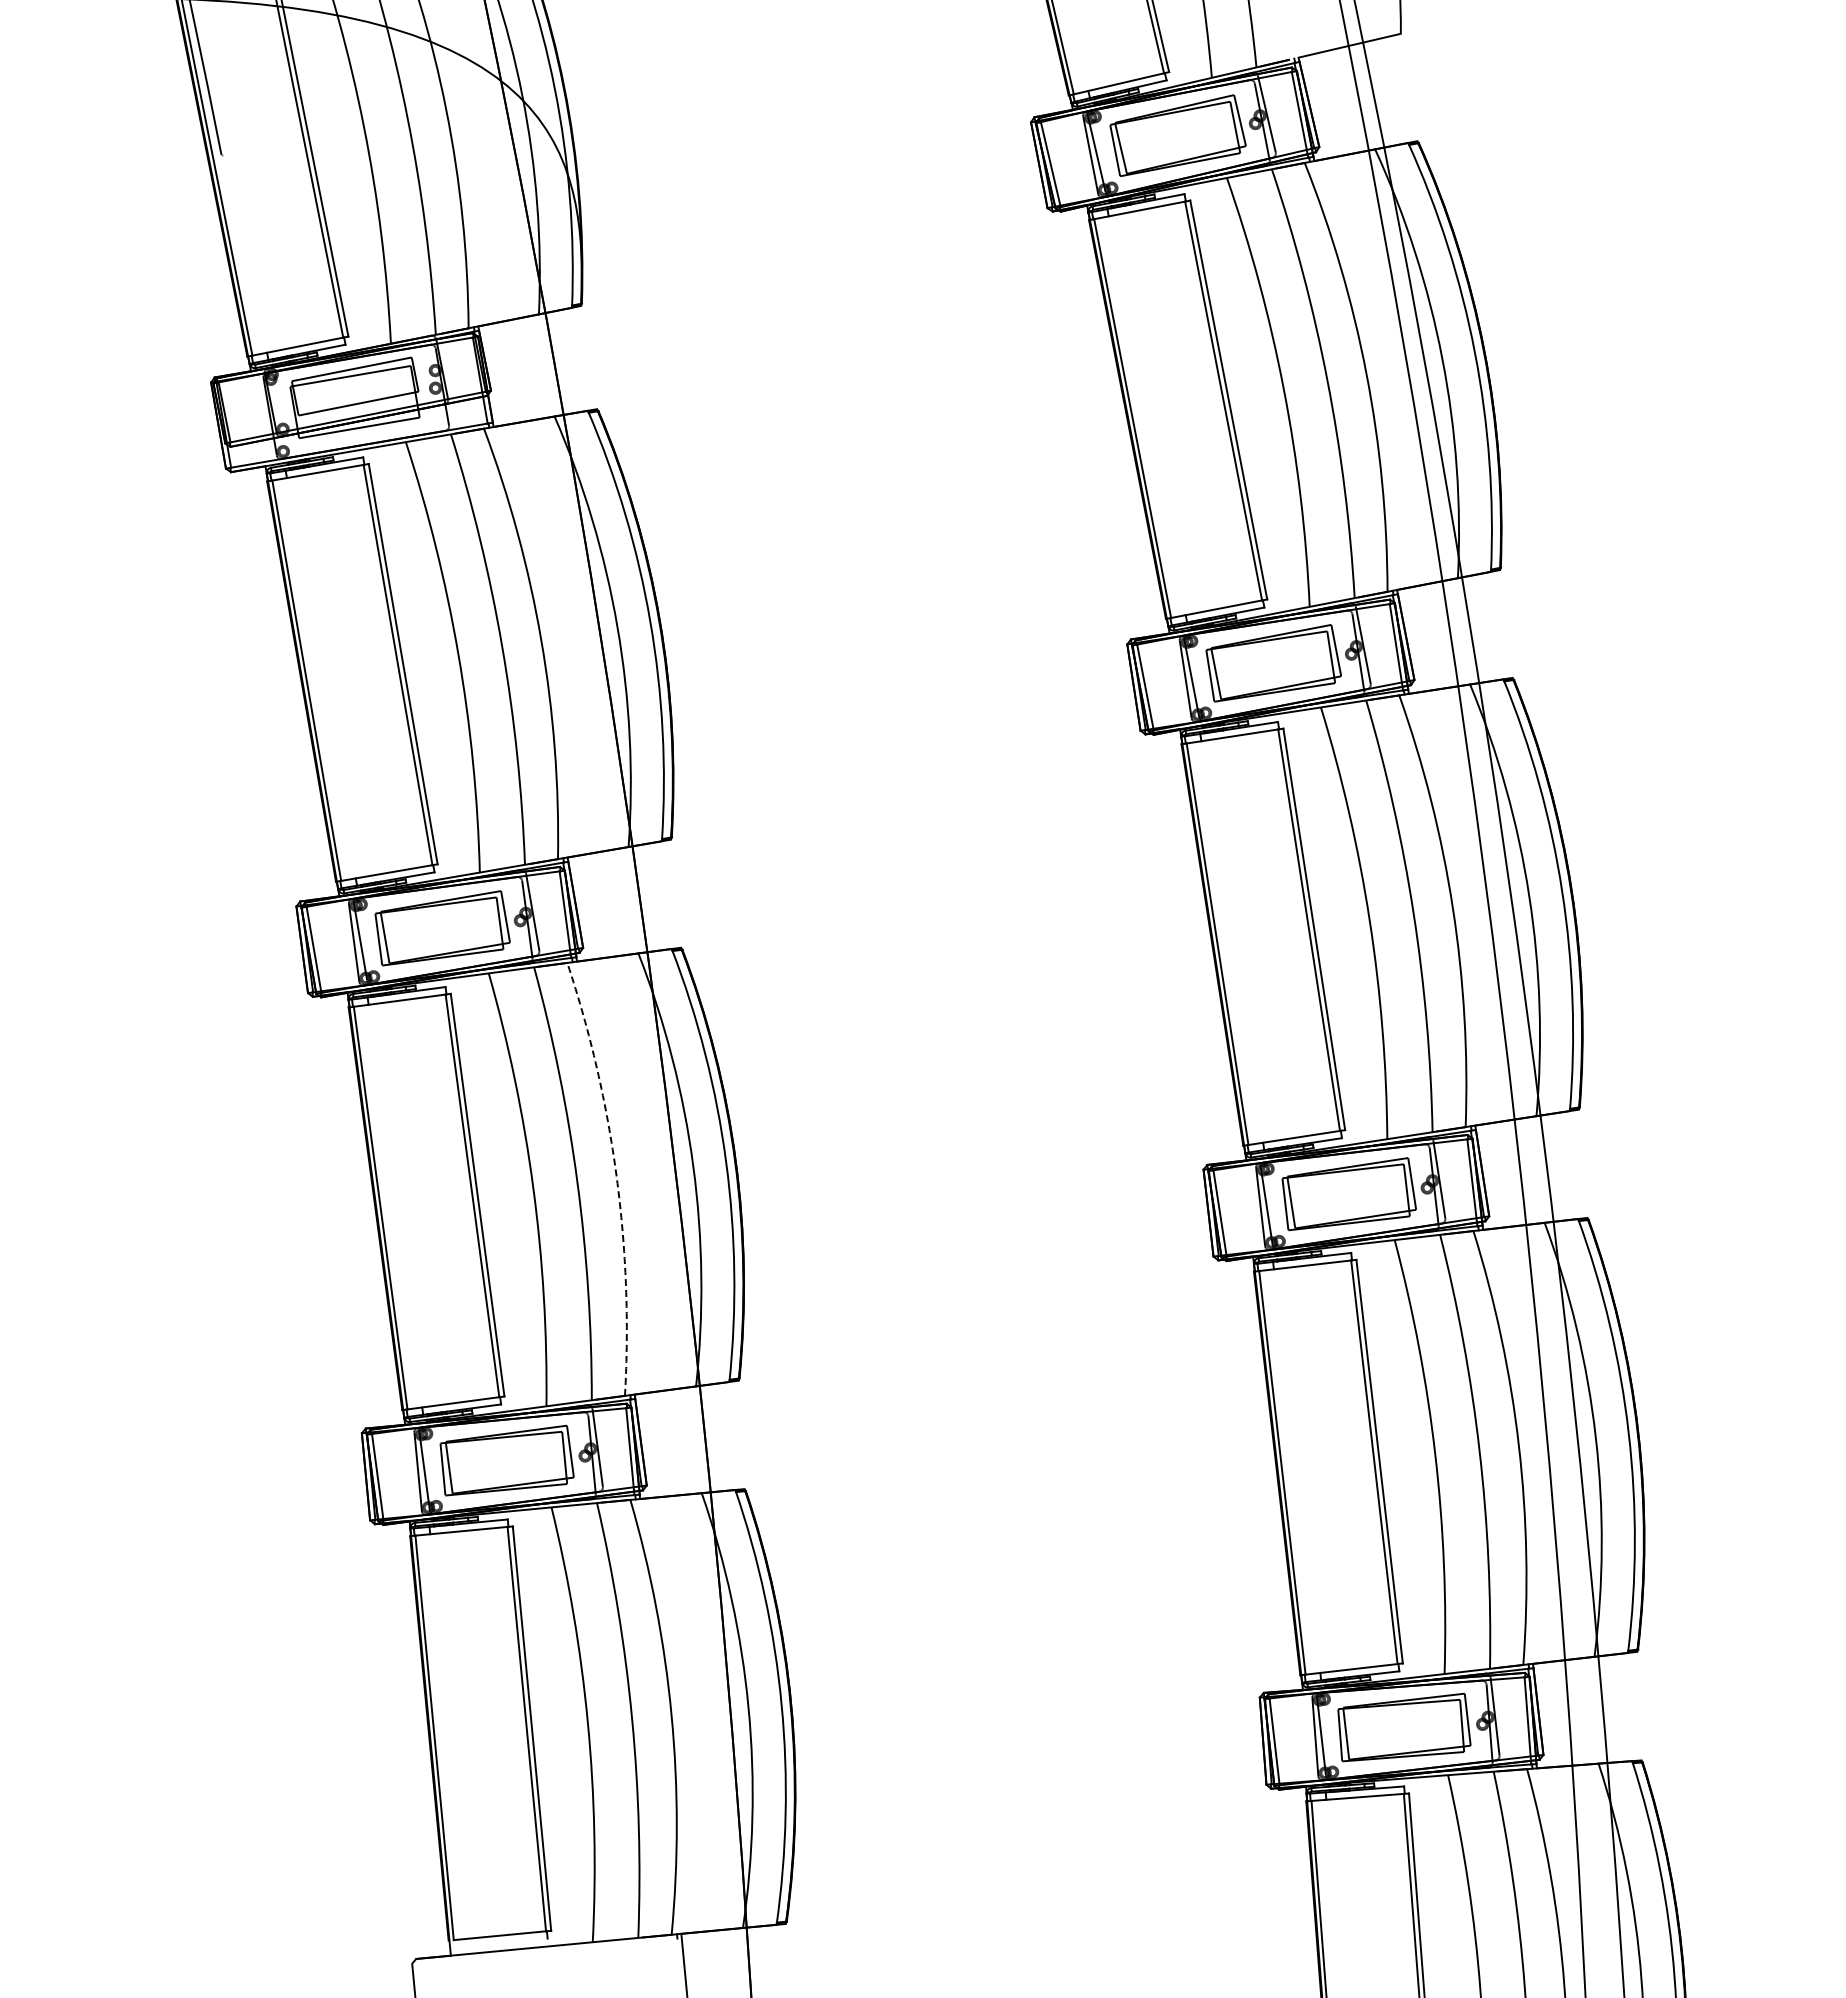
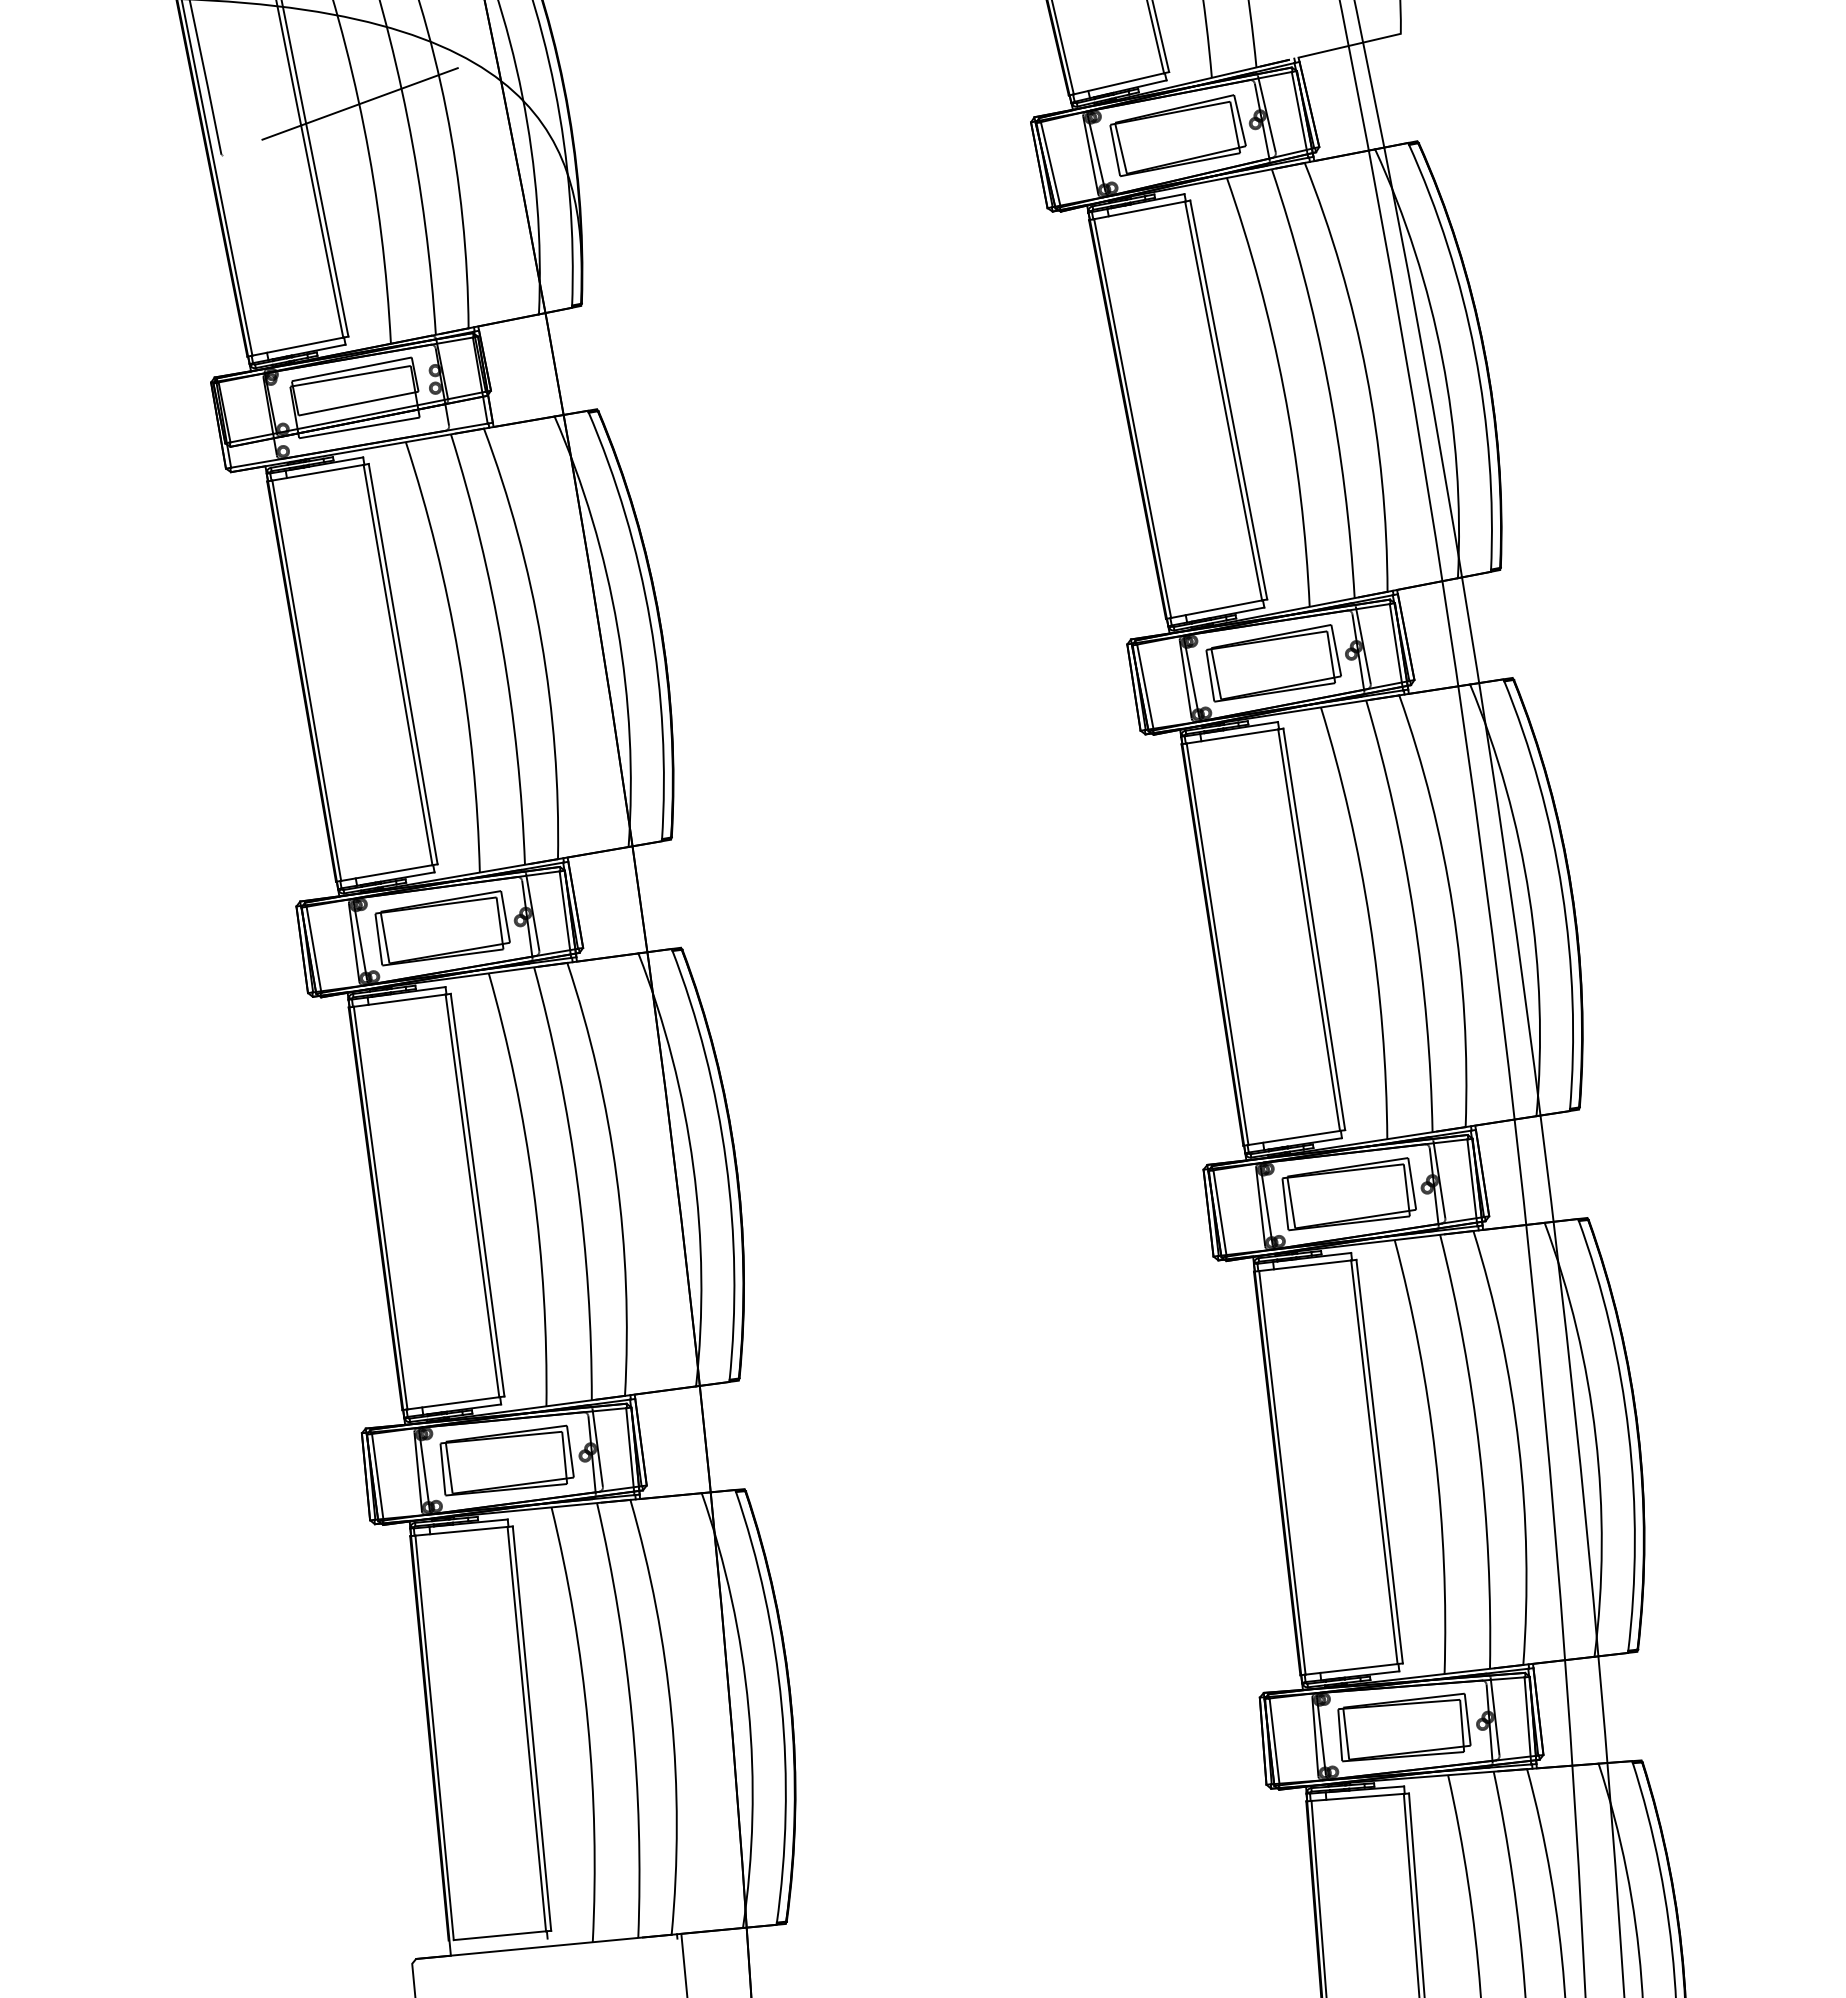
line: none -> present (359, 103)
arc: dashed -> solid (616, 1176)
